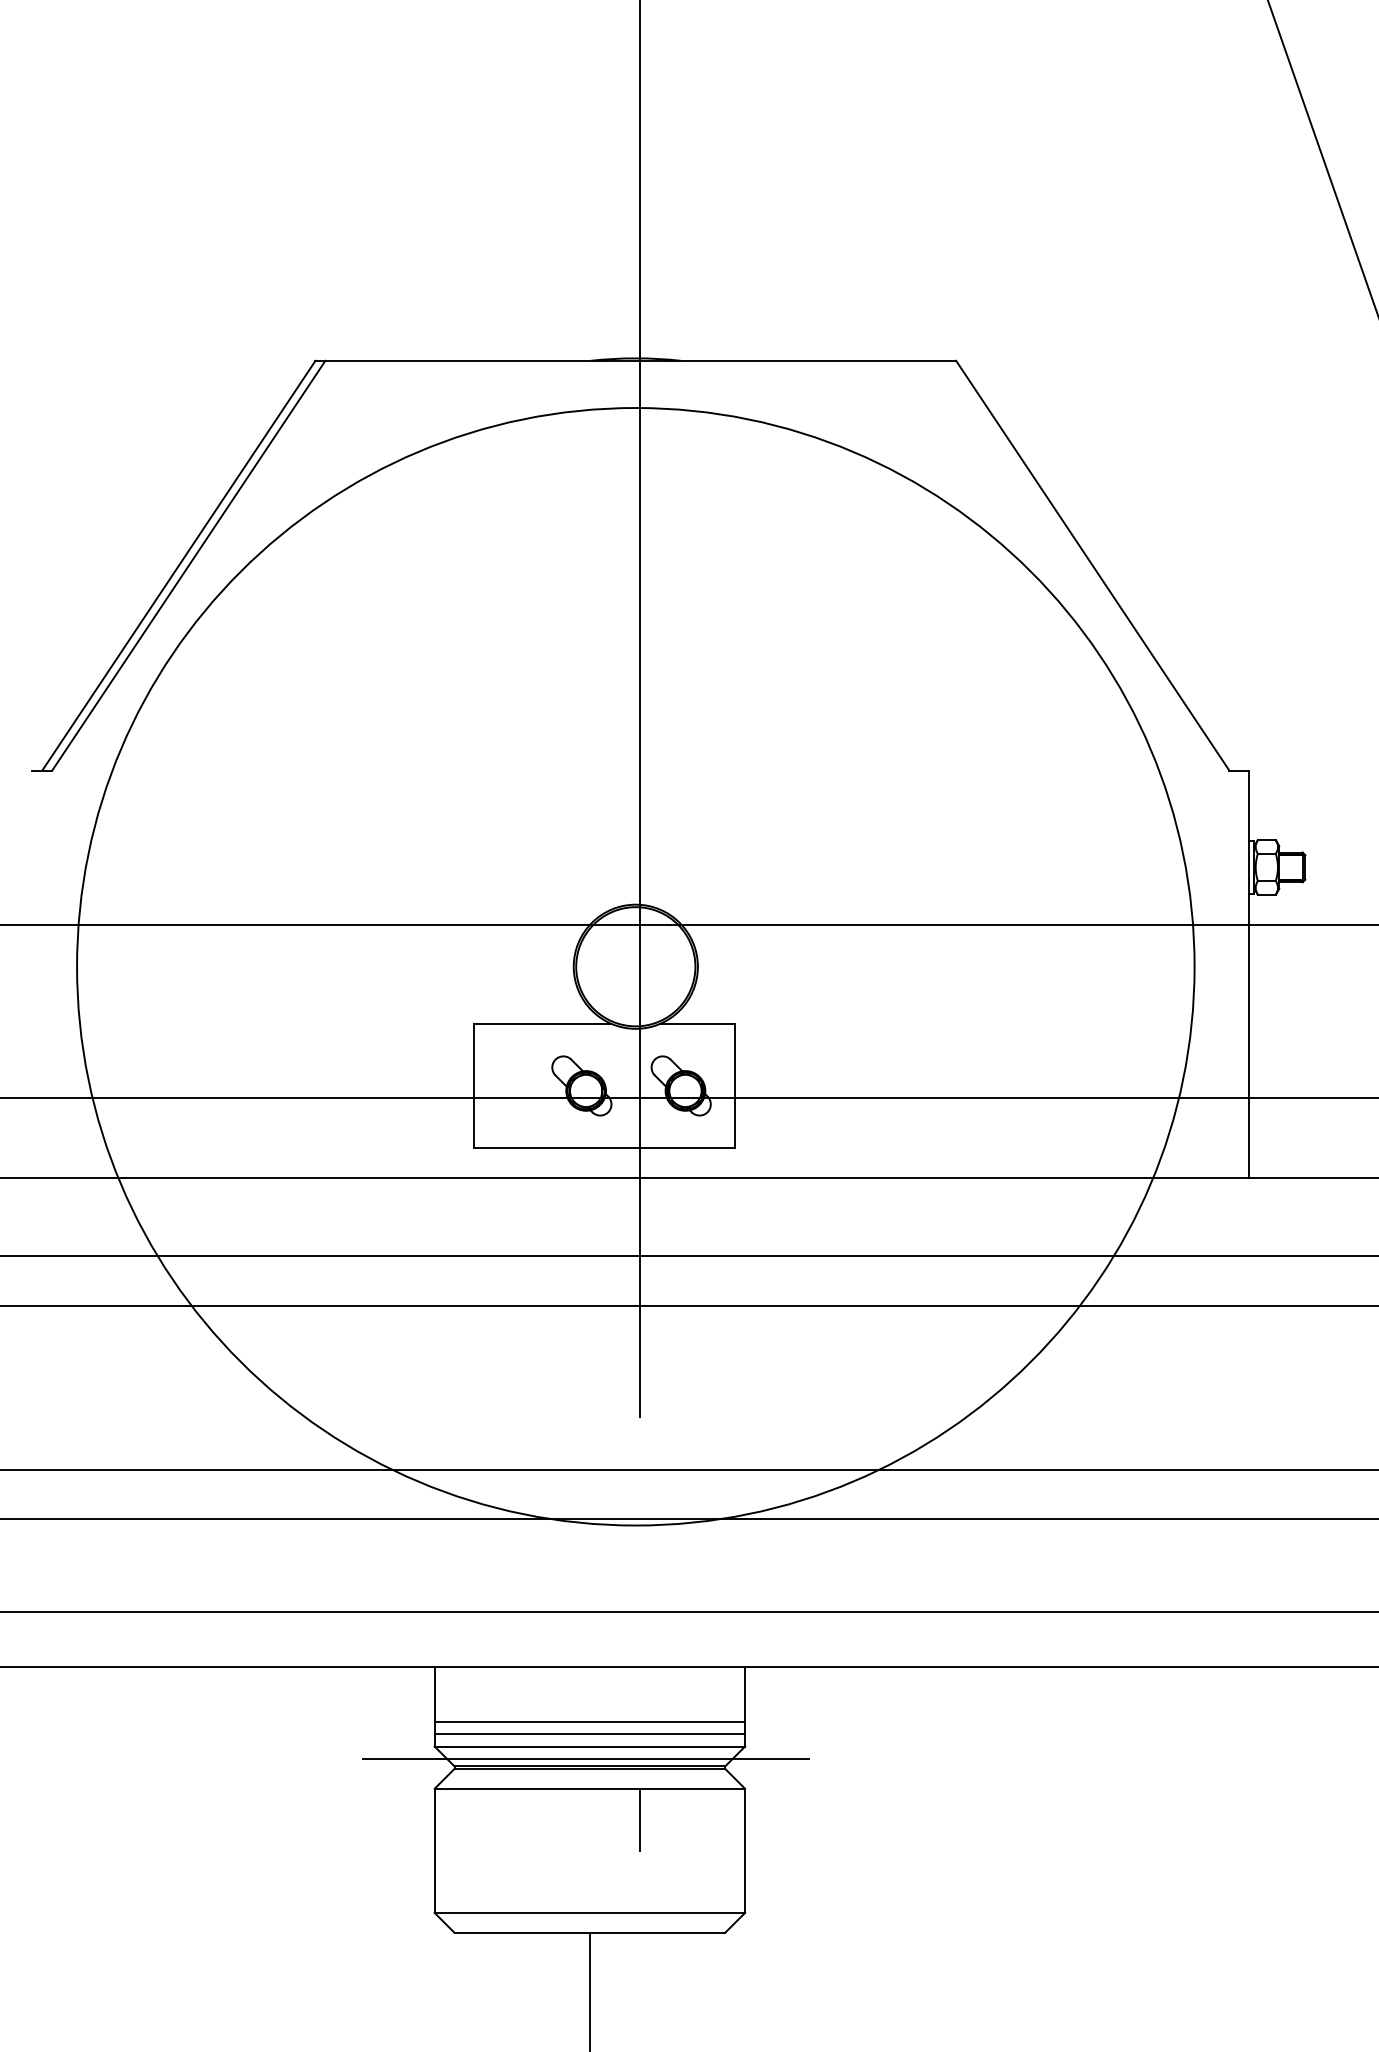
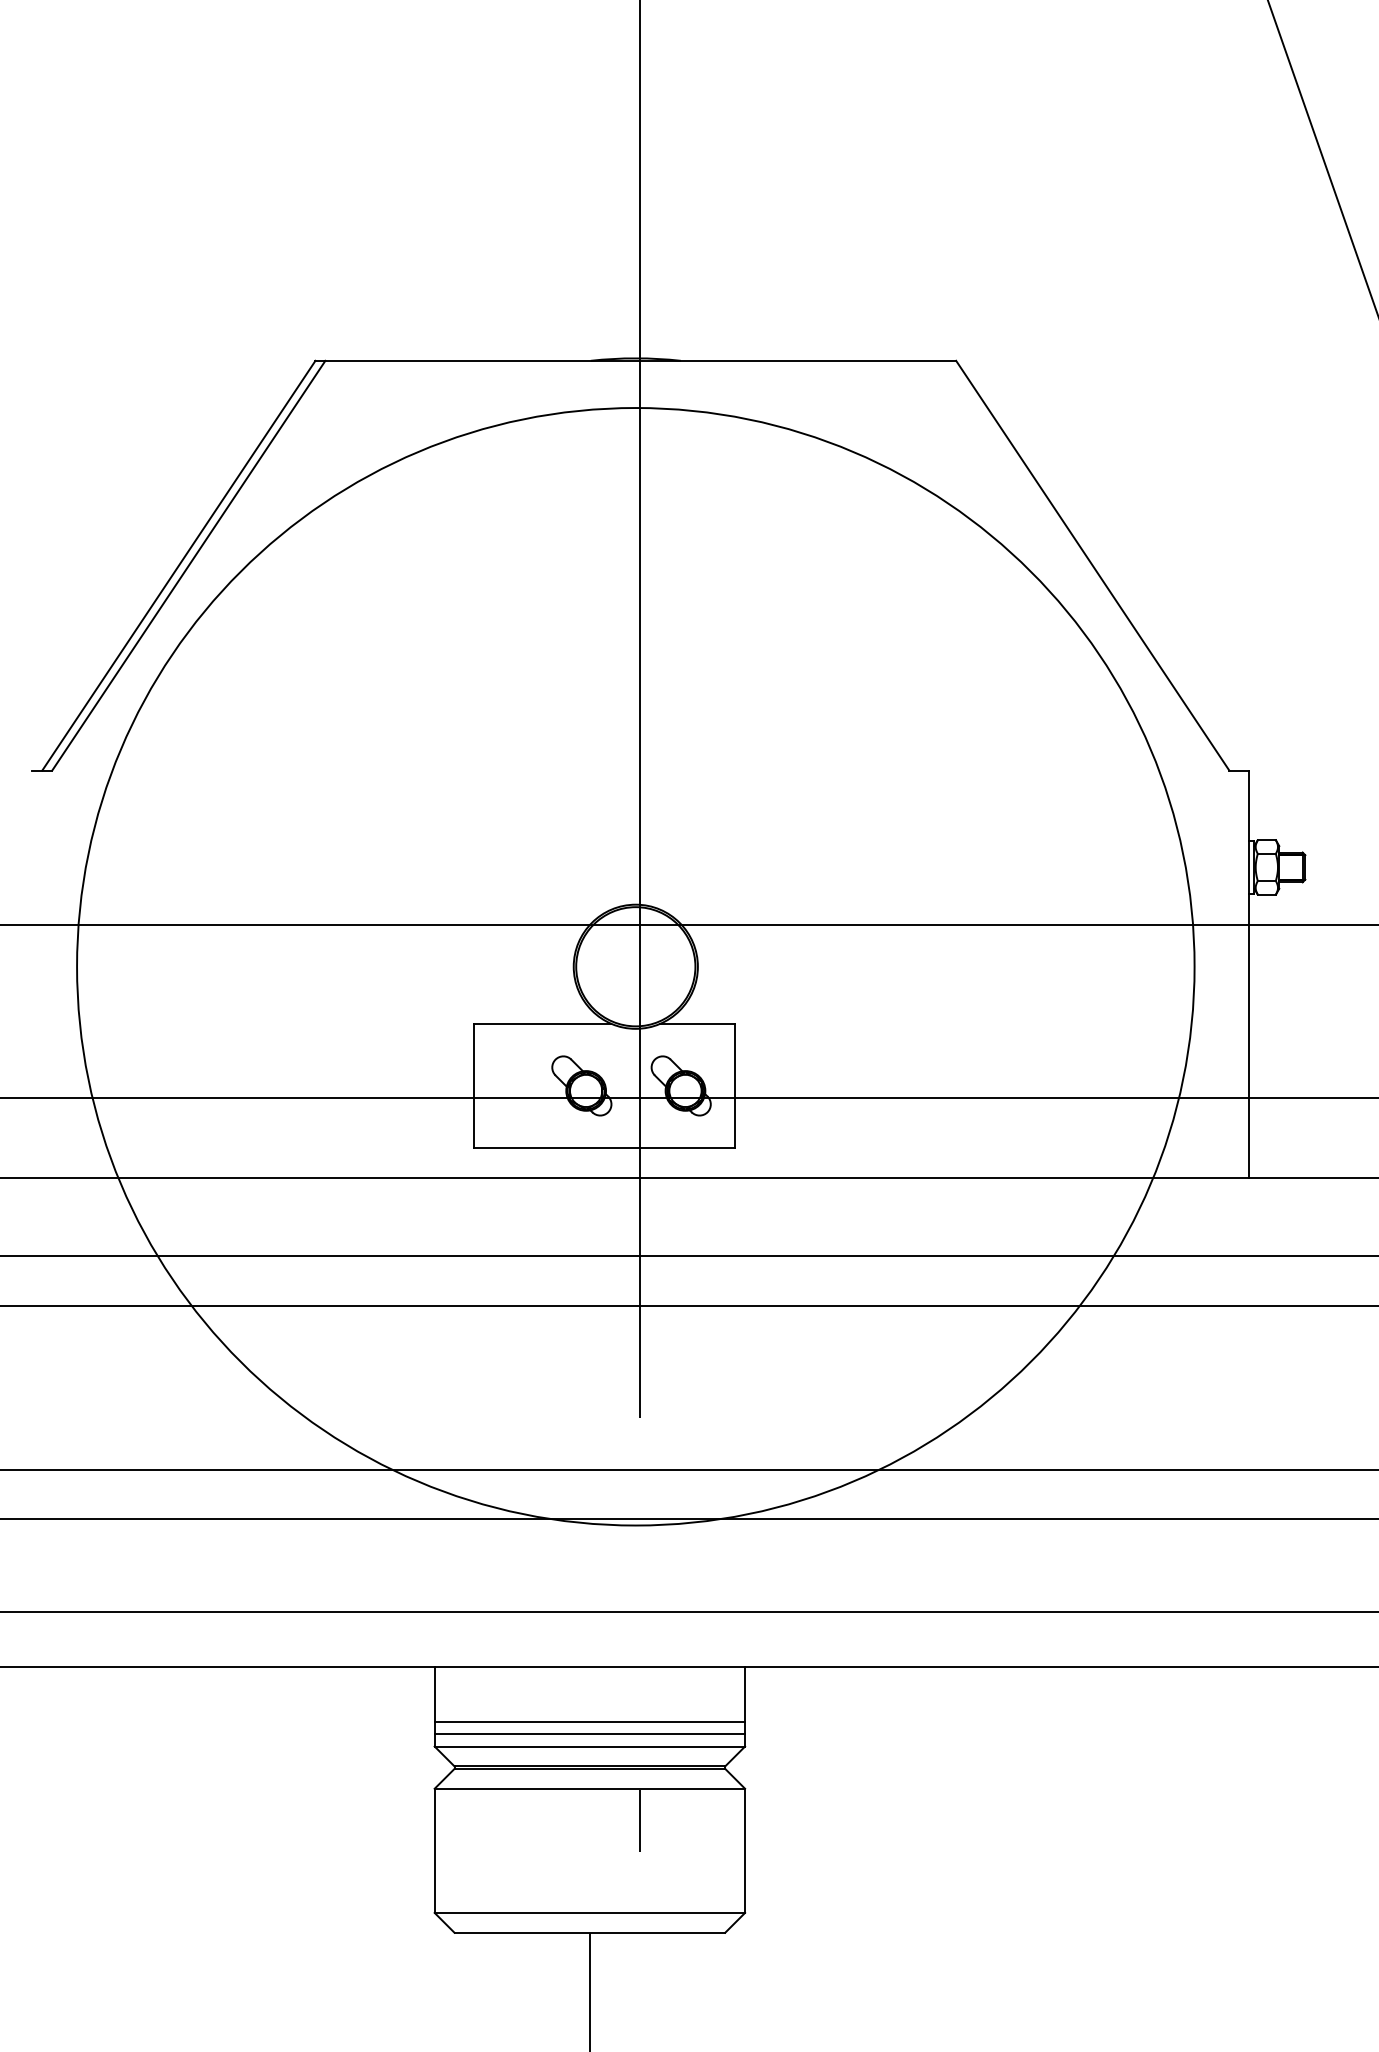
line: present -> none (585, 1758)
